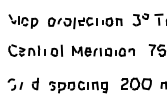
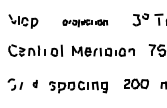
part size: 75x13 px -> 47x9 px (85, 23)
part size: 8x14 px -> 6x10 px (34, 83)
part size: 31x14 px -> 25x12 px (136, 83)
